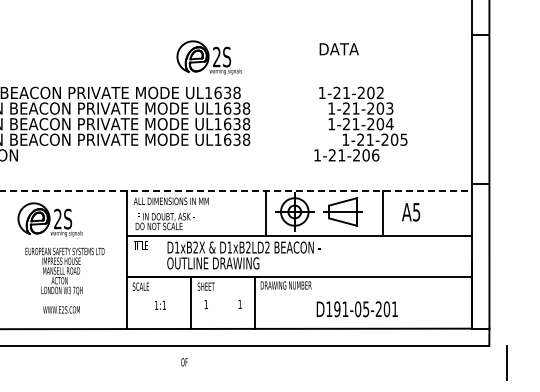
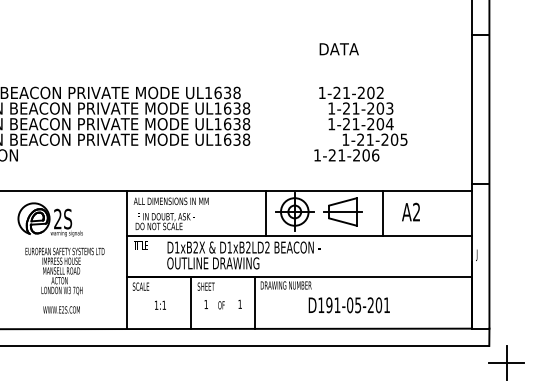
part: present -> none (208, 57)
line: dashed -> solid (236, 190)
text: A5 -> A2 (416, 211)
text: I -> J (476, 254)
text position: (356, 309) -> (348, 305) (348, 305)
text position: (184, 362) -> (221, 305) (221, 305)
line: none -> present (506, 363)
